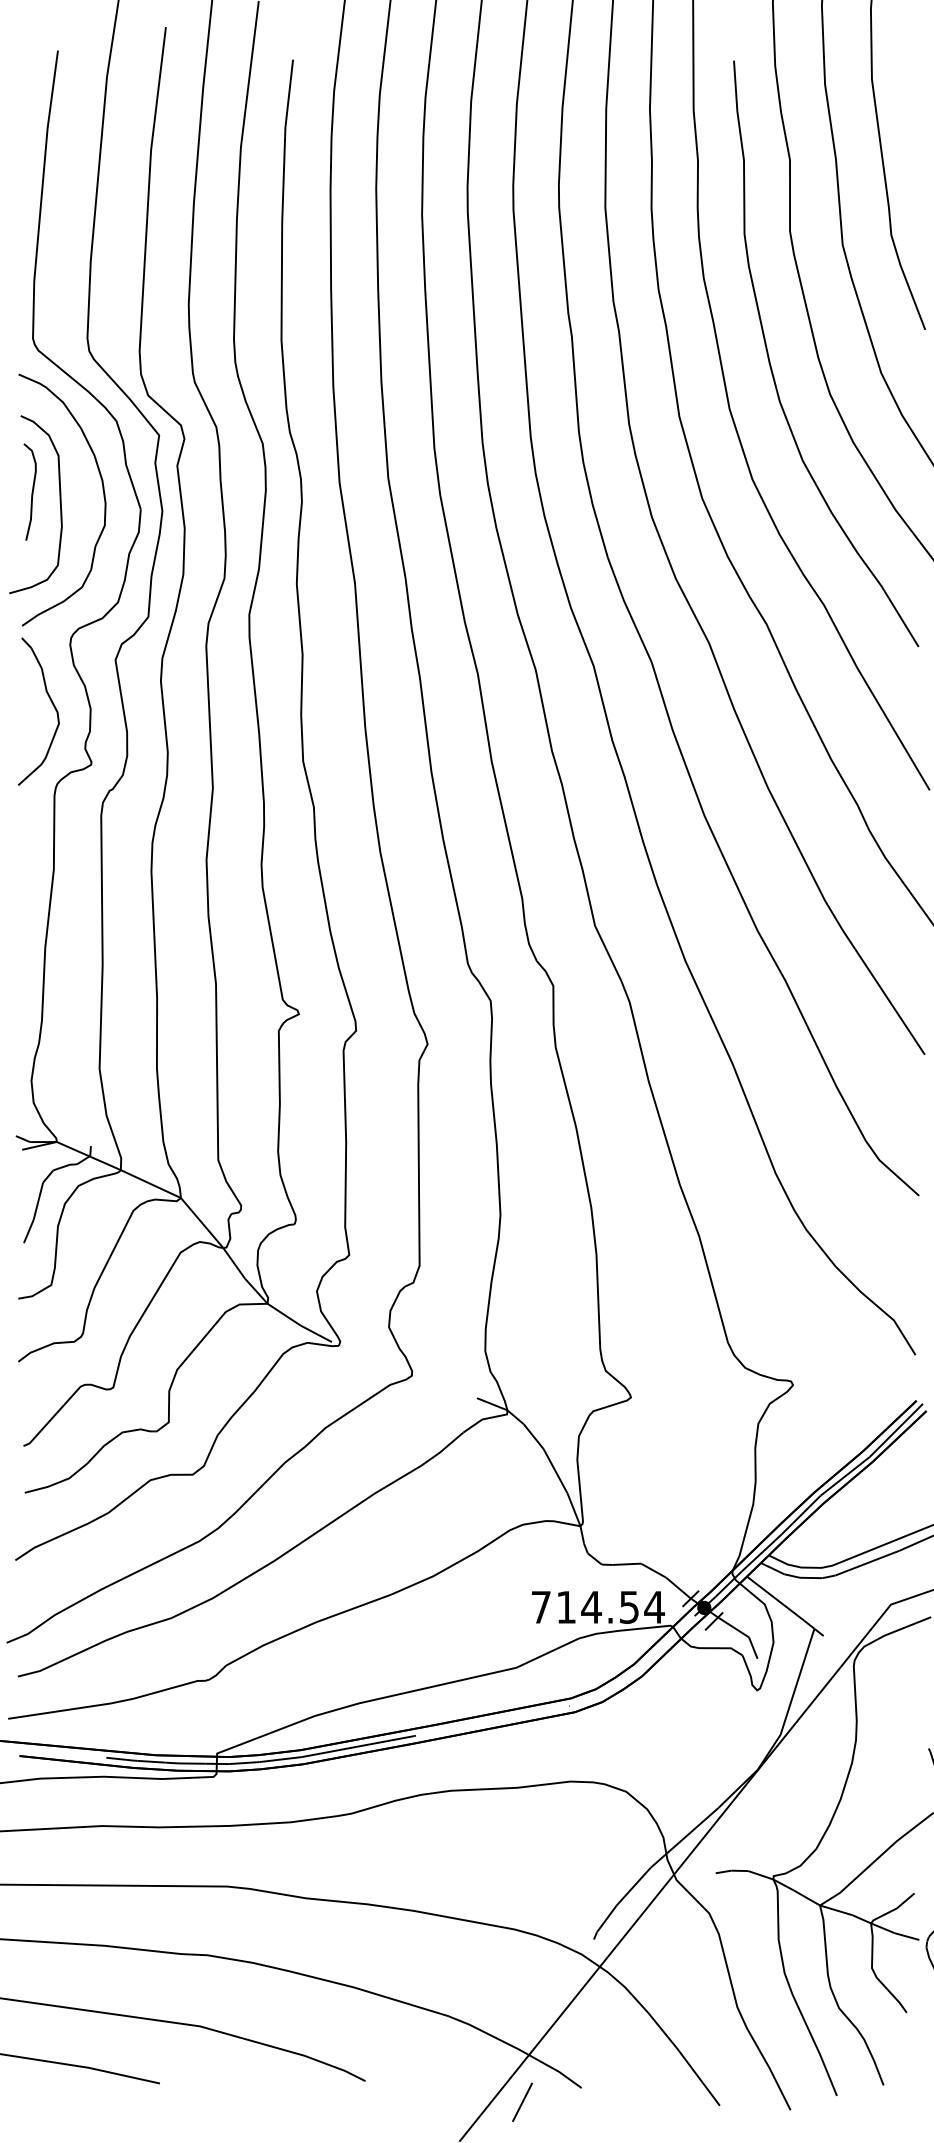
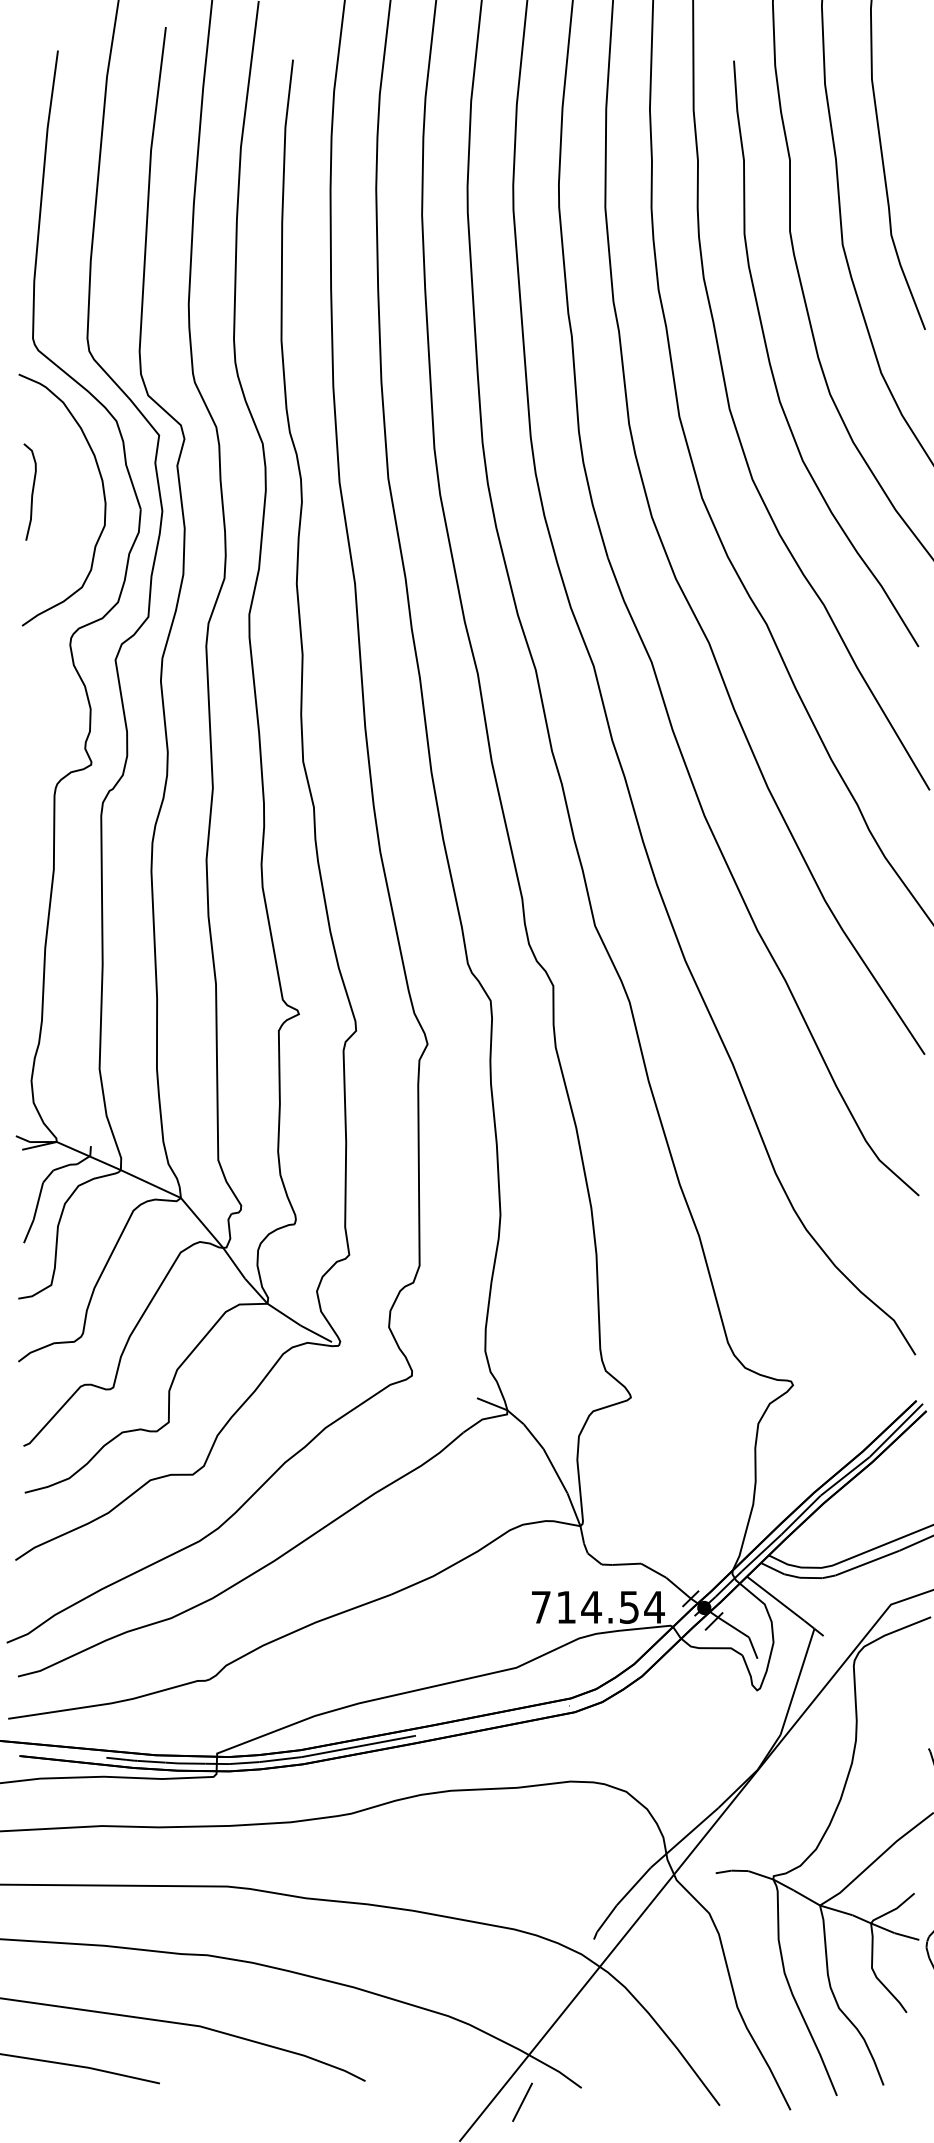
curve: present -> none (59, 502)
part: present -> none (50, 701)
